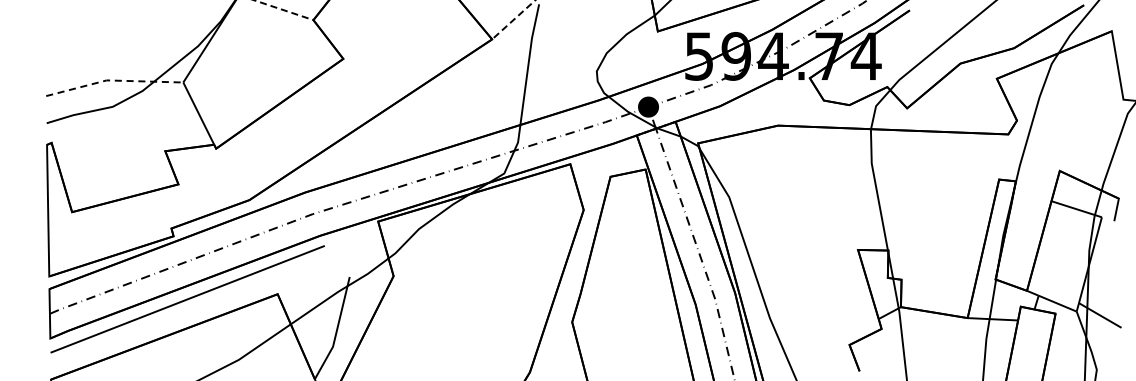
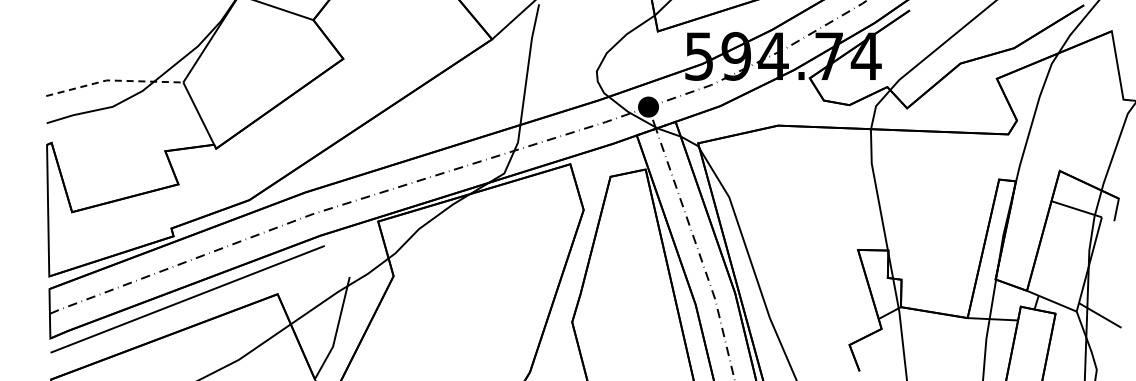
line: dashed -> solid (283, 10)
line: dashed -> solid (513, 20)
